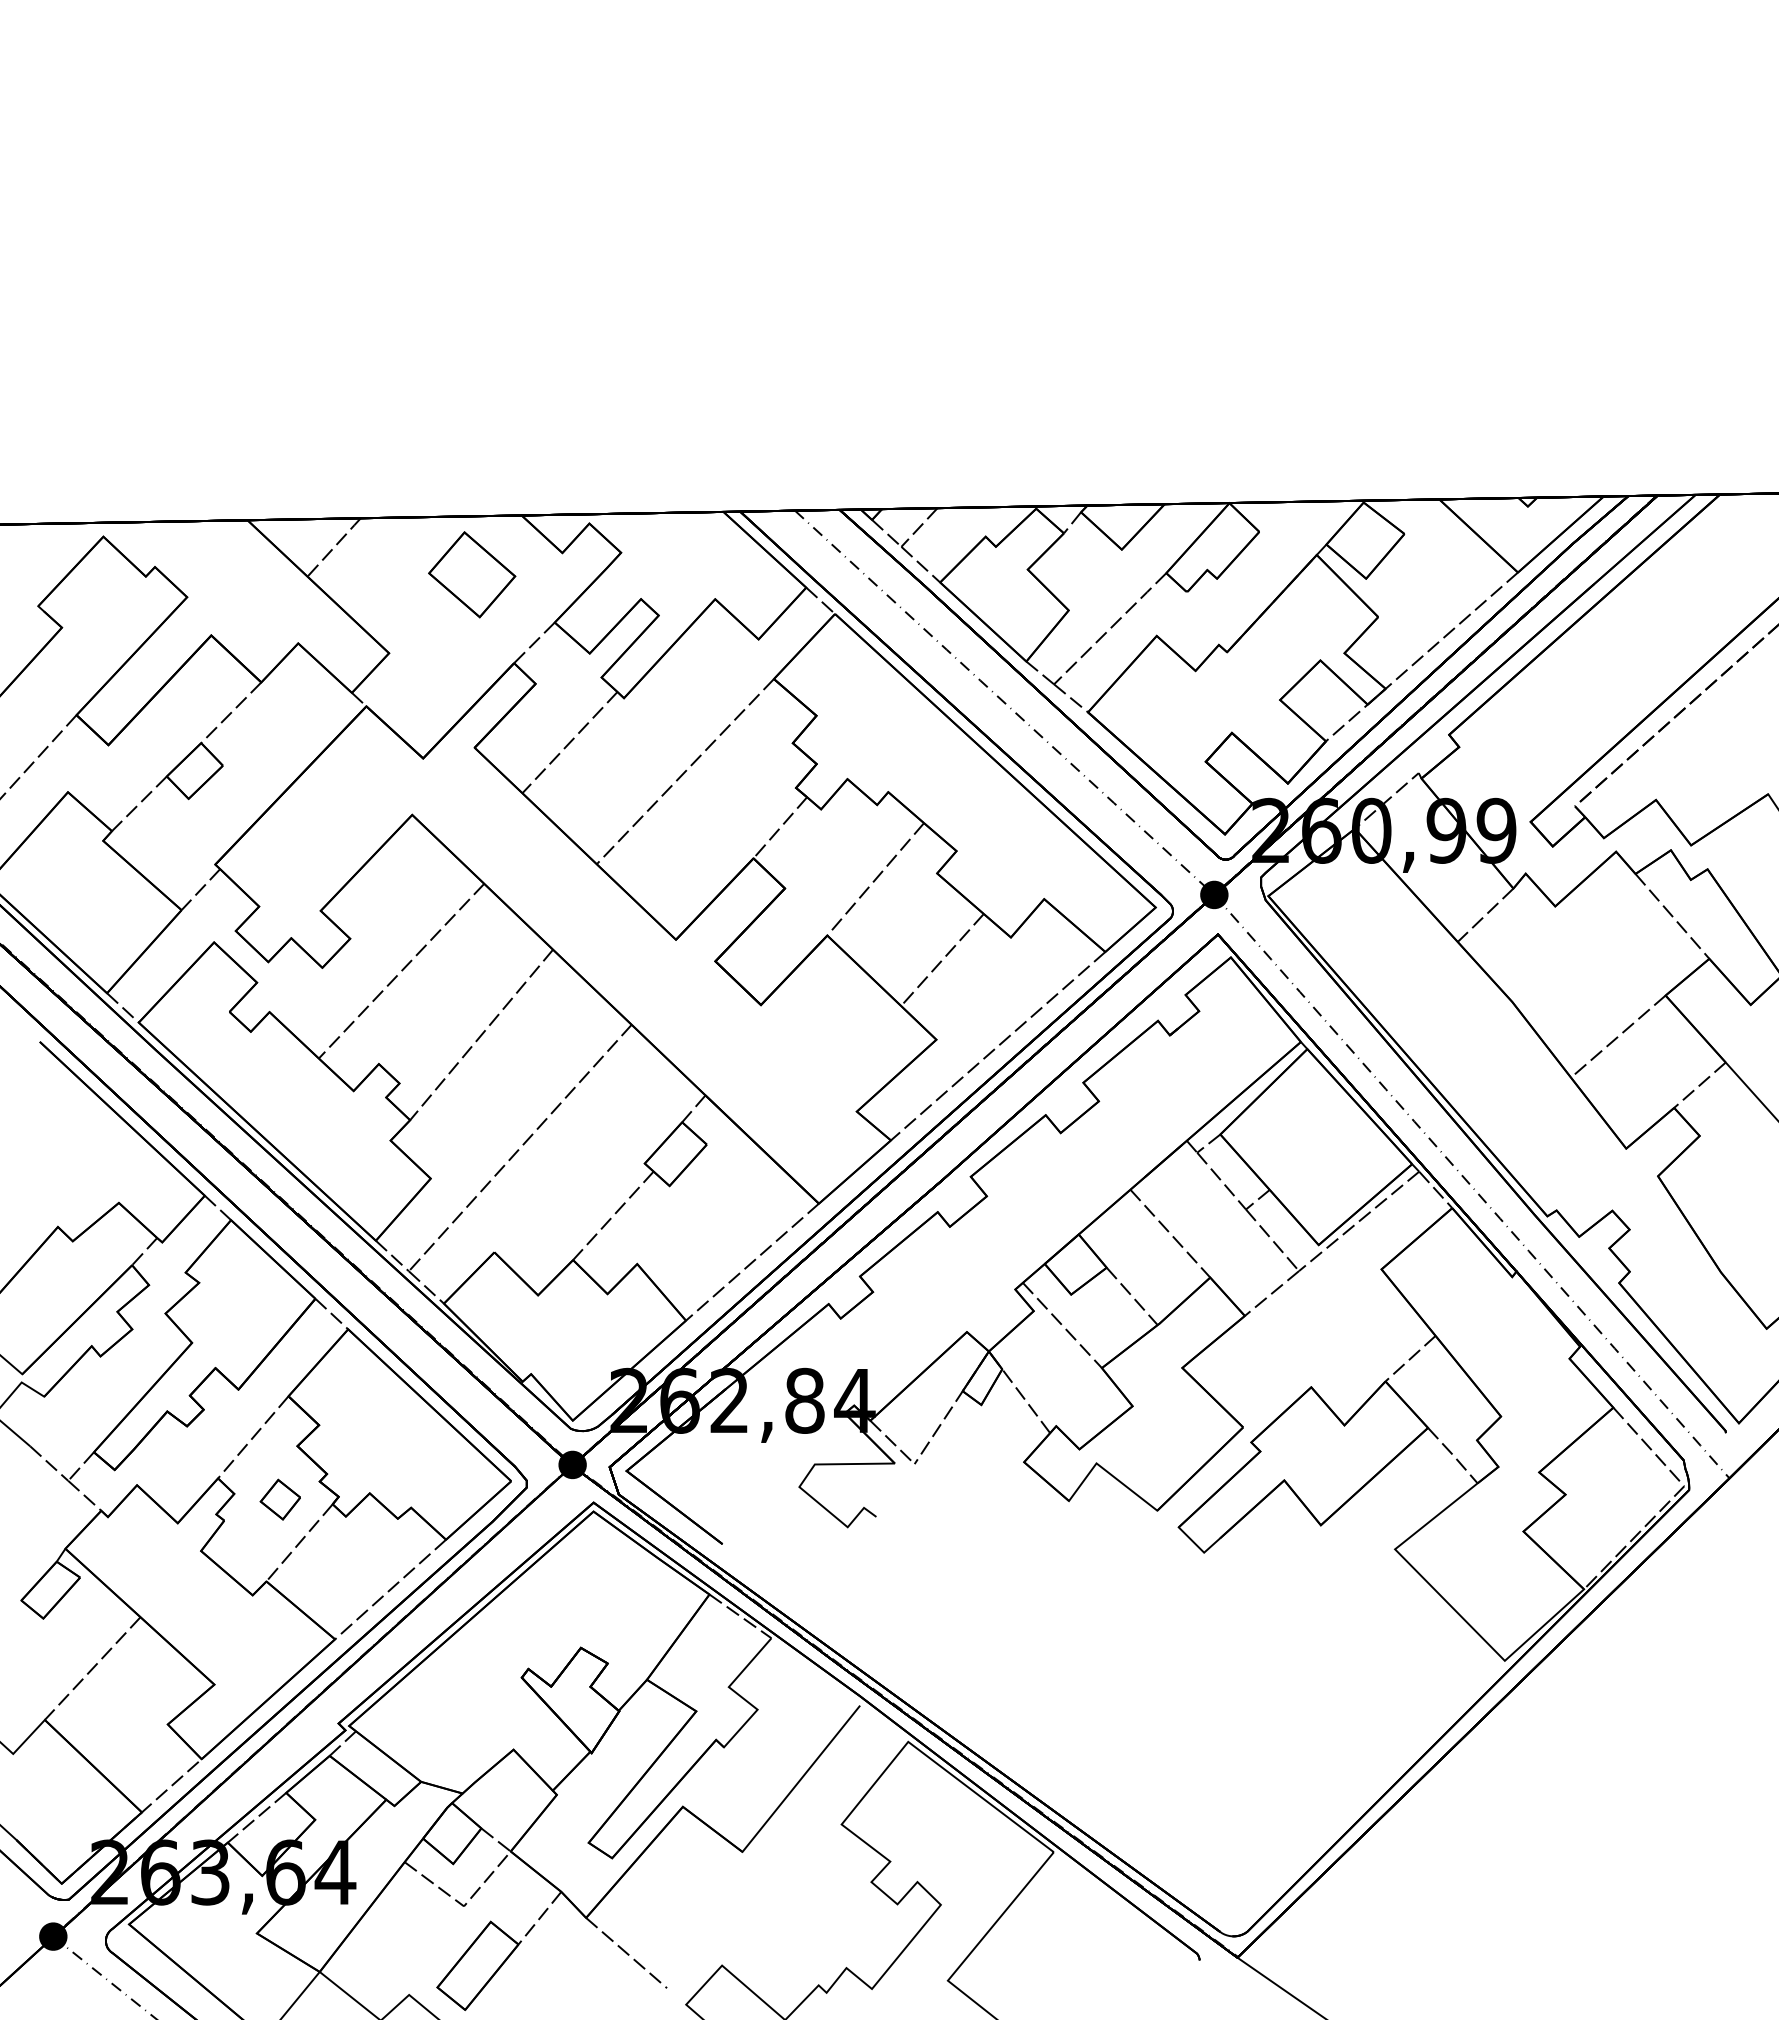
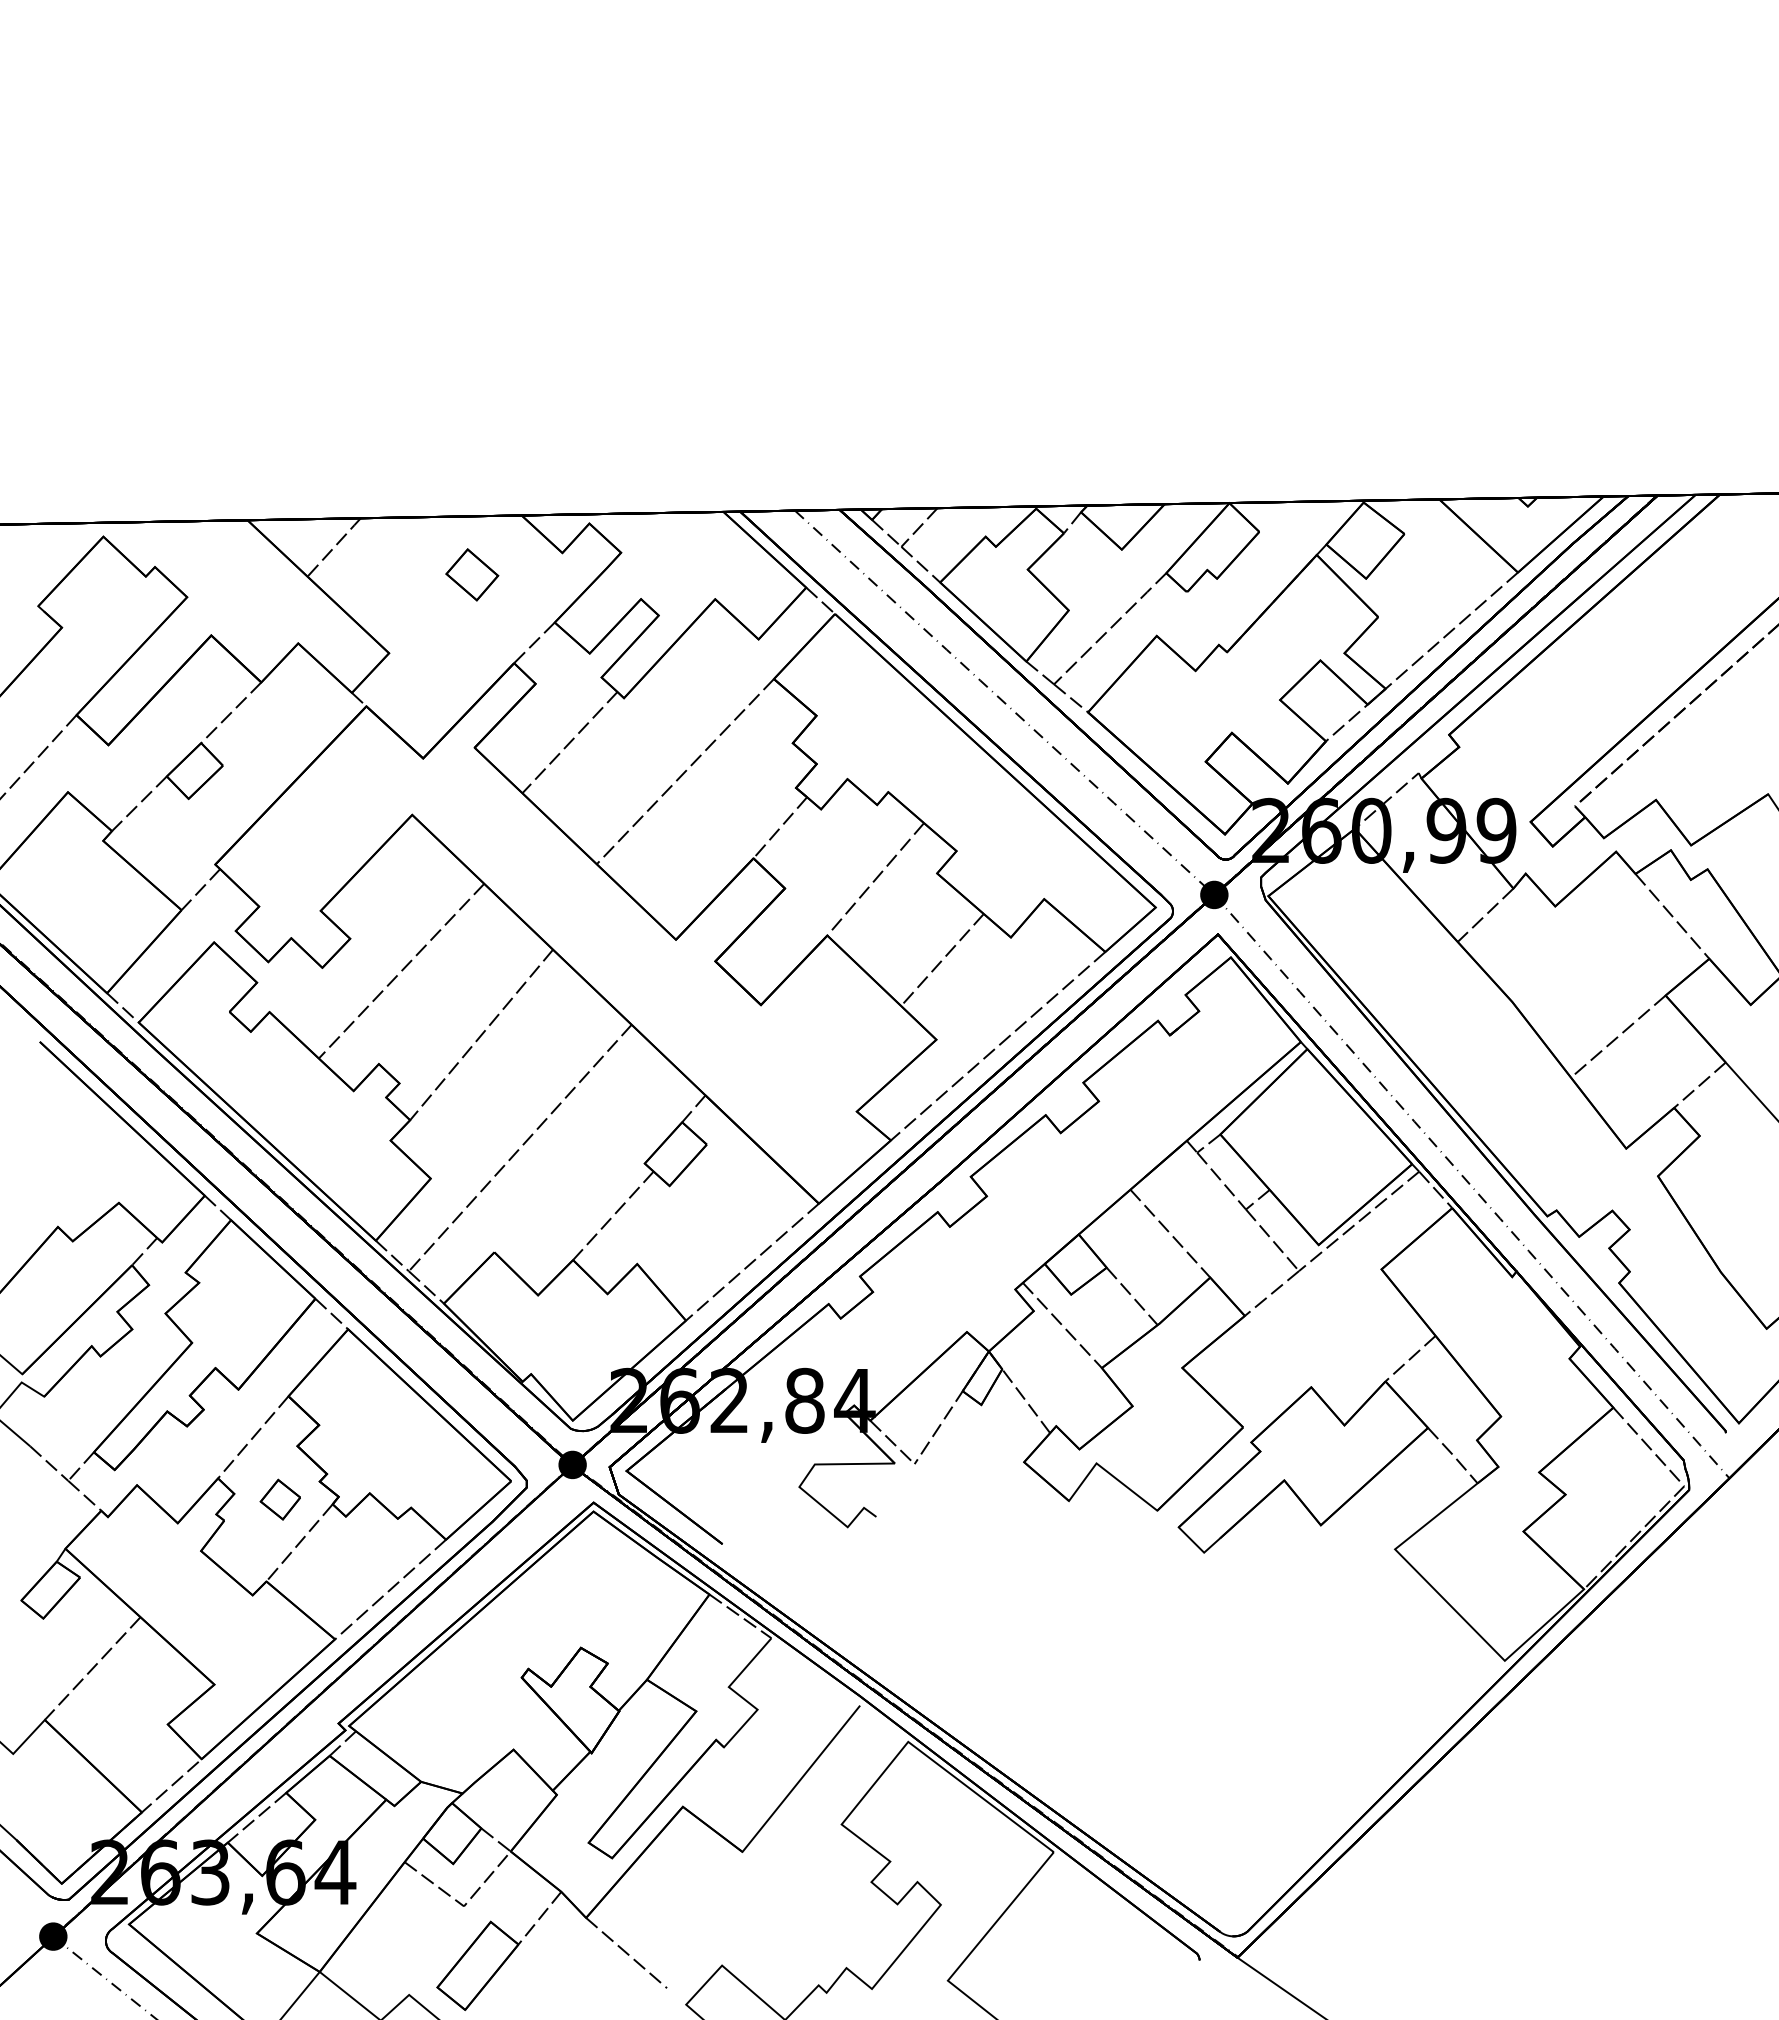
part size: 89x88 px -> 55x54 px (472, 574)
